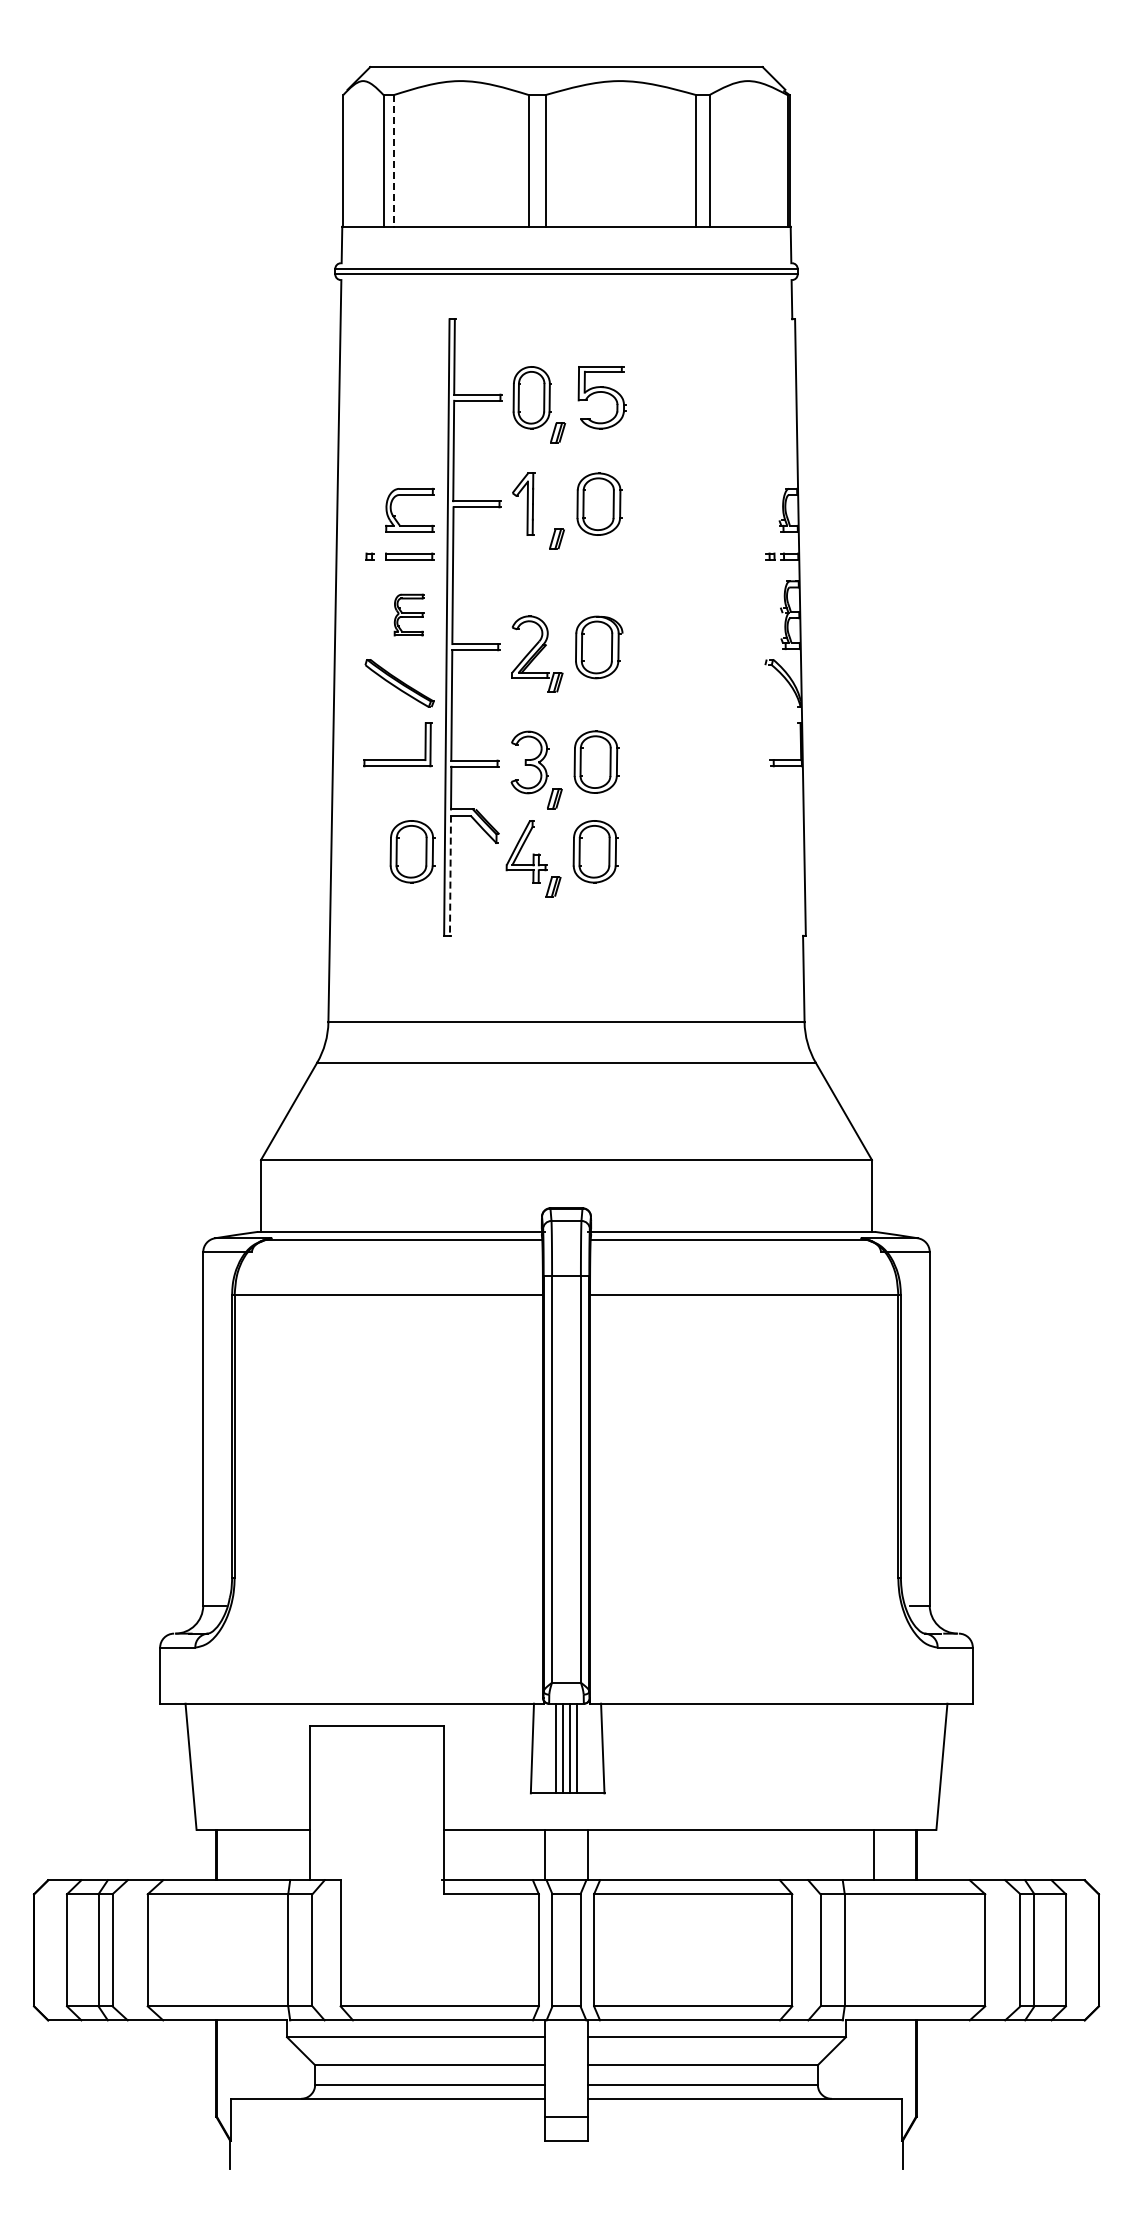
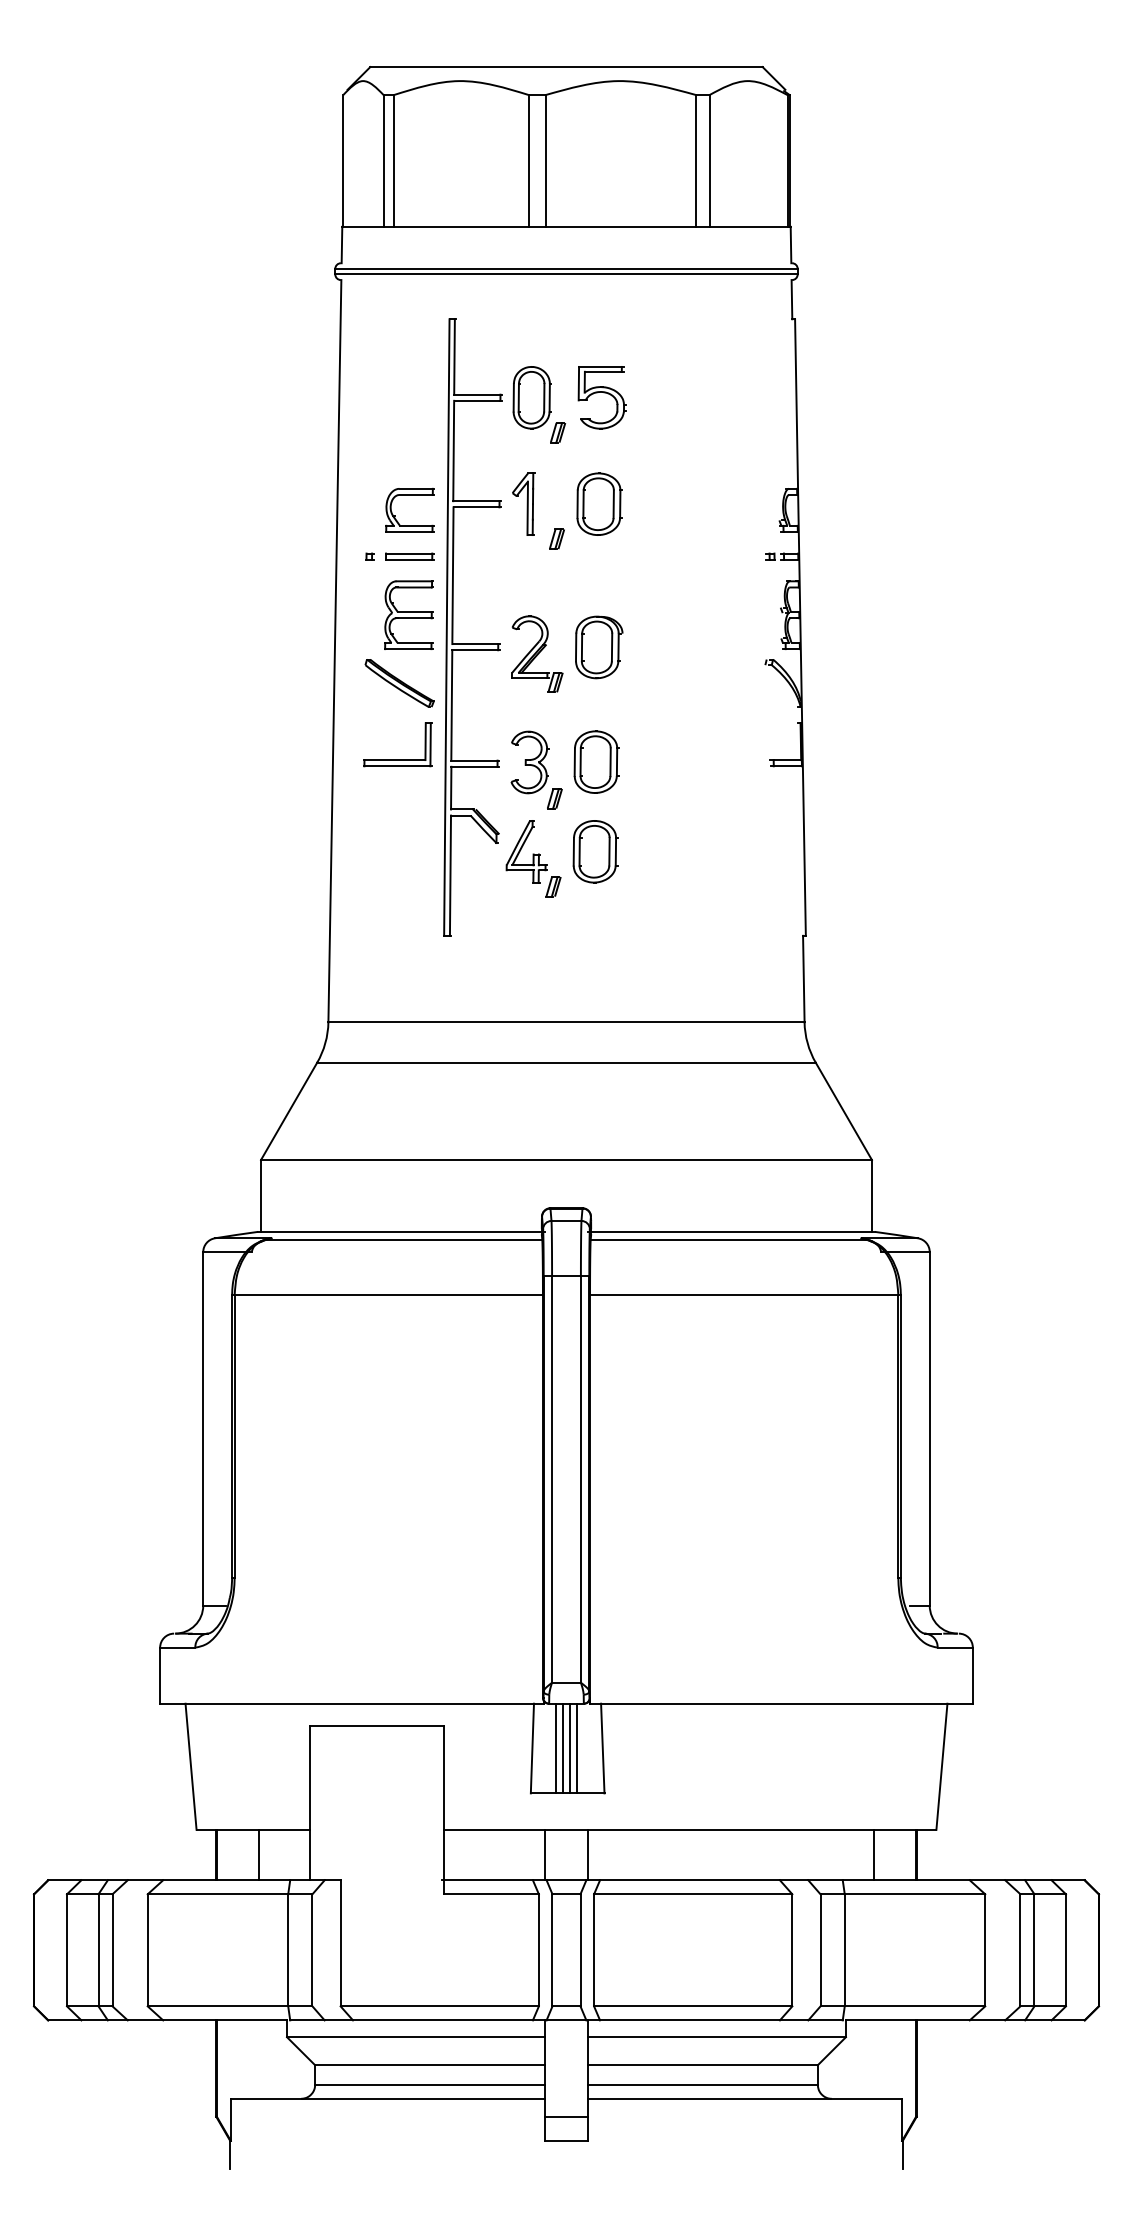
line: dashed -> solid (393, 160)
part size: 32x44 px -> 50x70 px (408, 614)
part: present -> none (412, 851)
line: dashed -> solid (450, 876)
line: none -> present (258, 1854)
